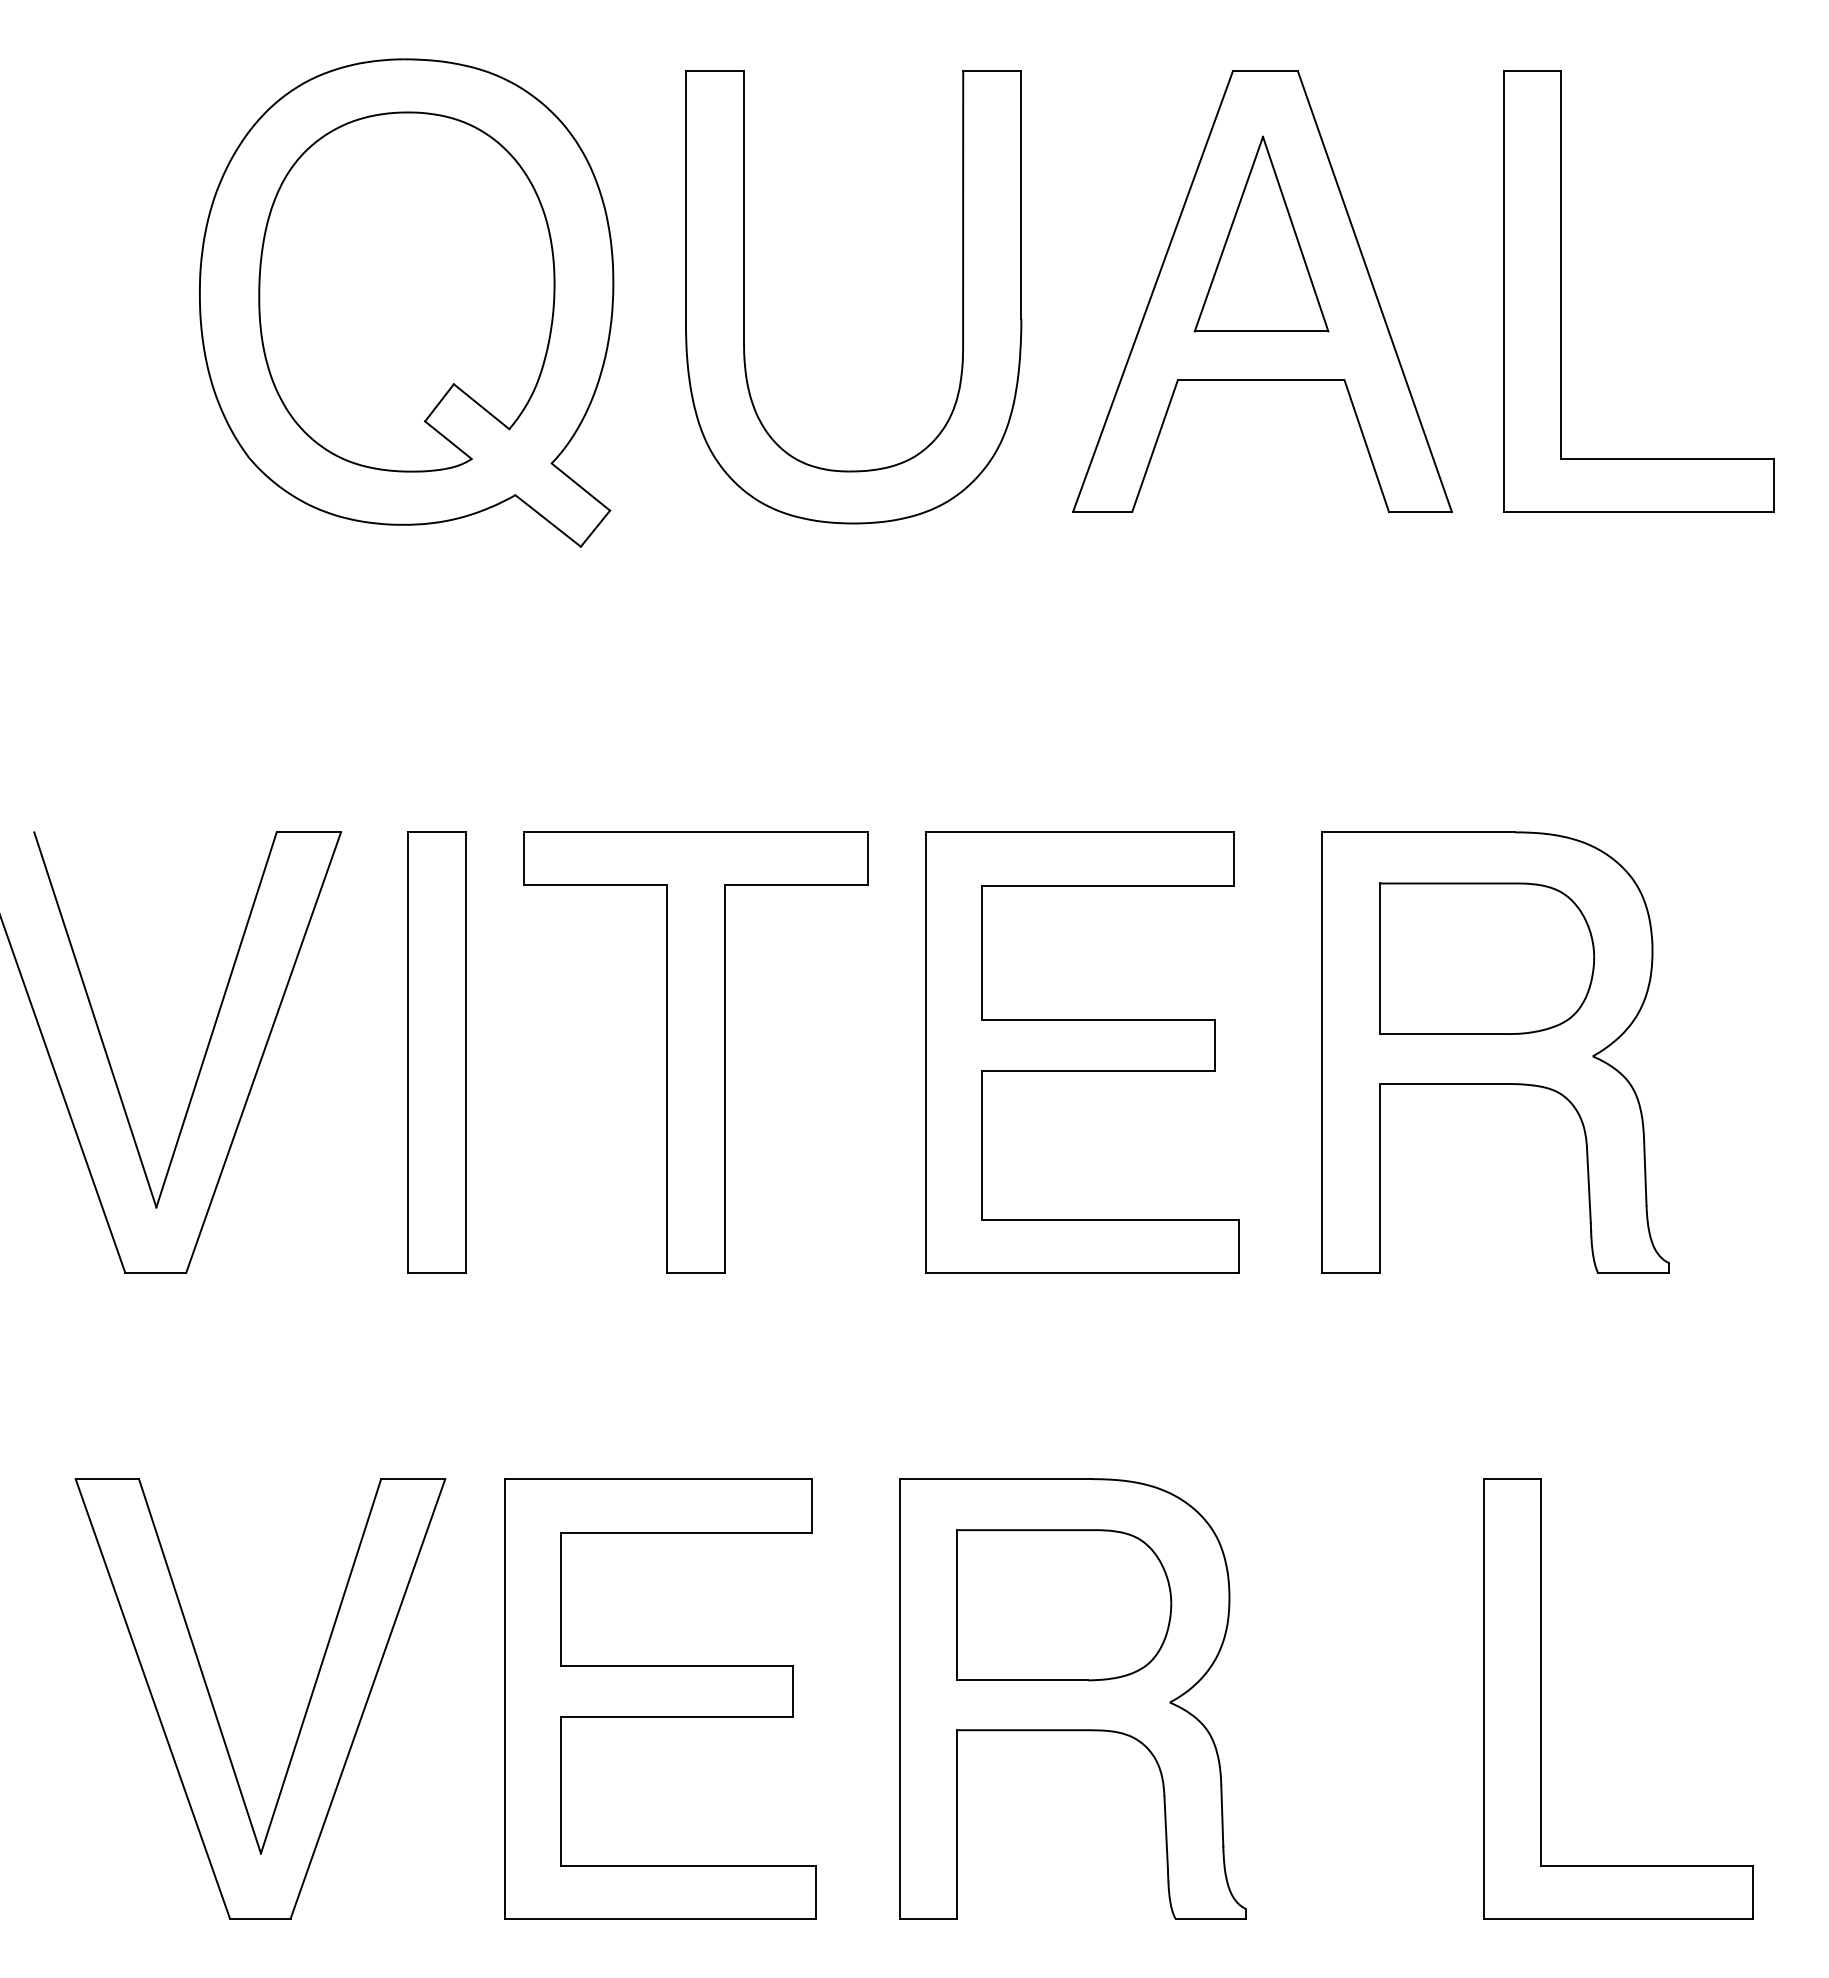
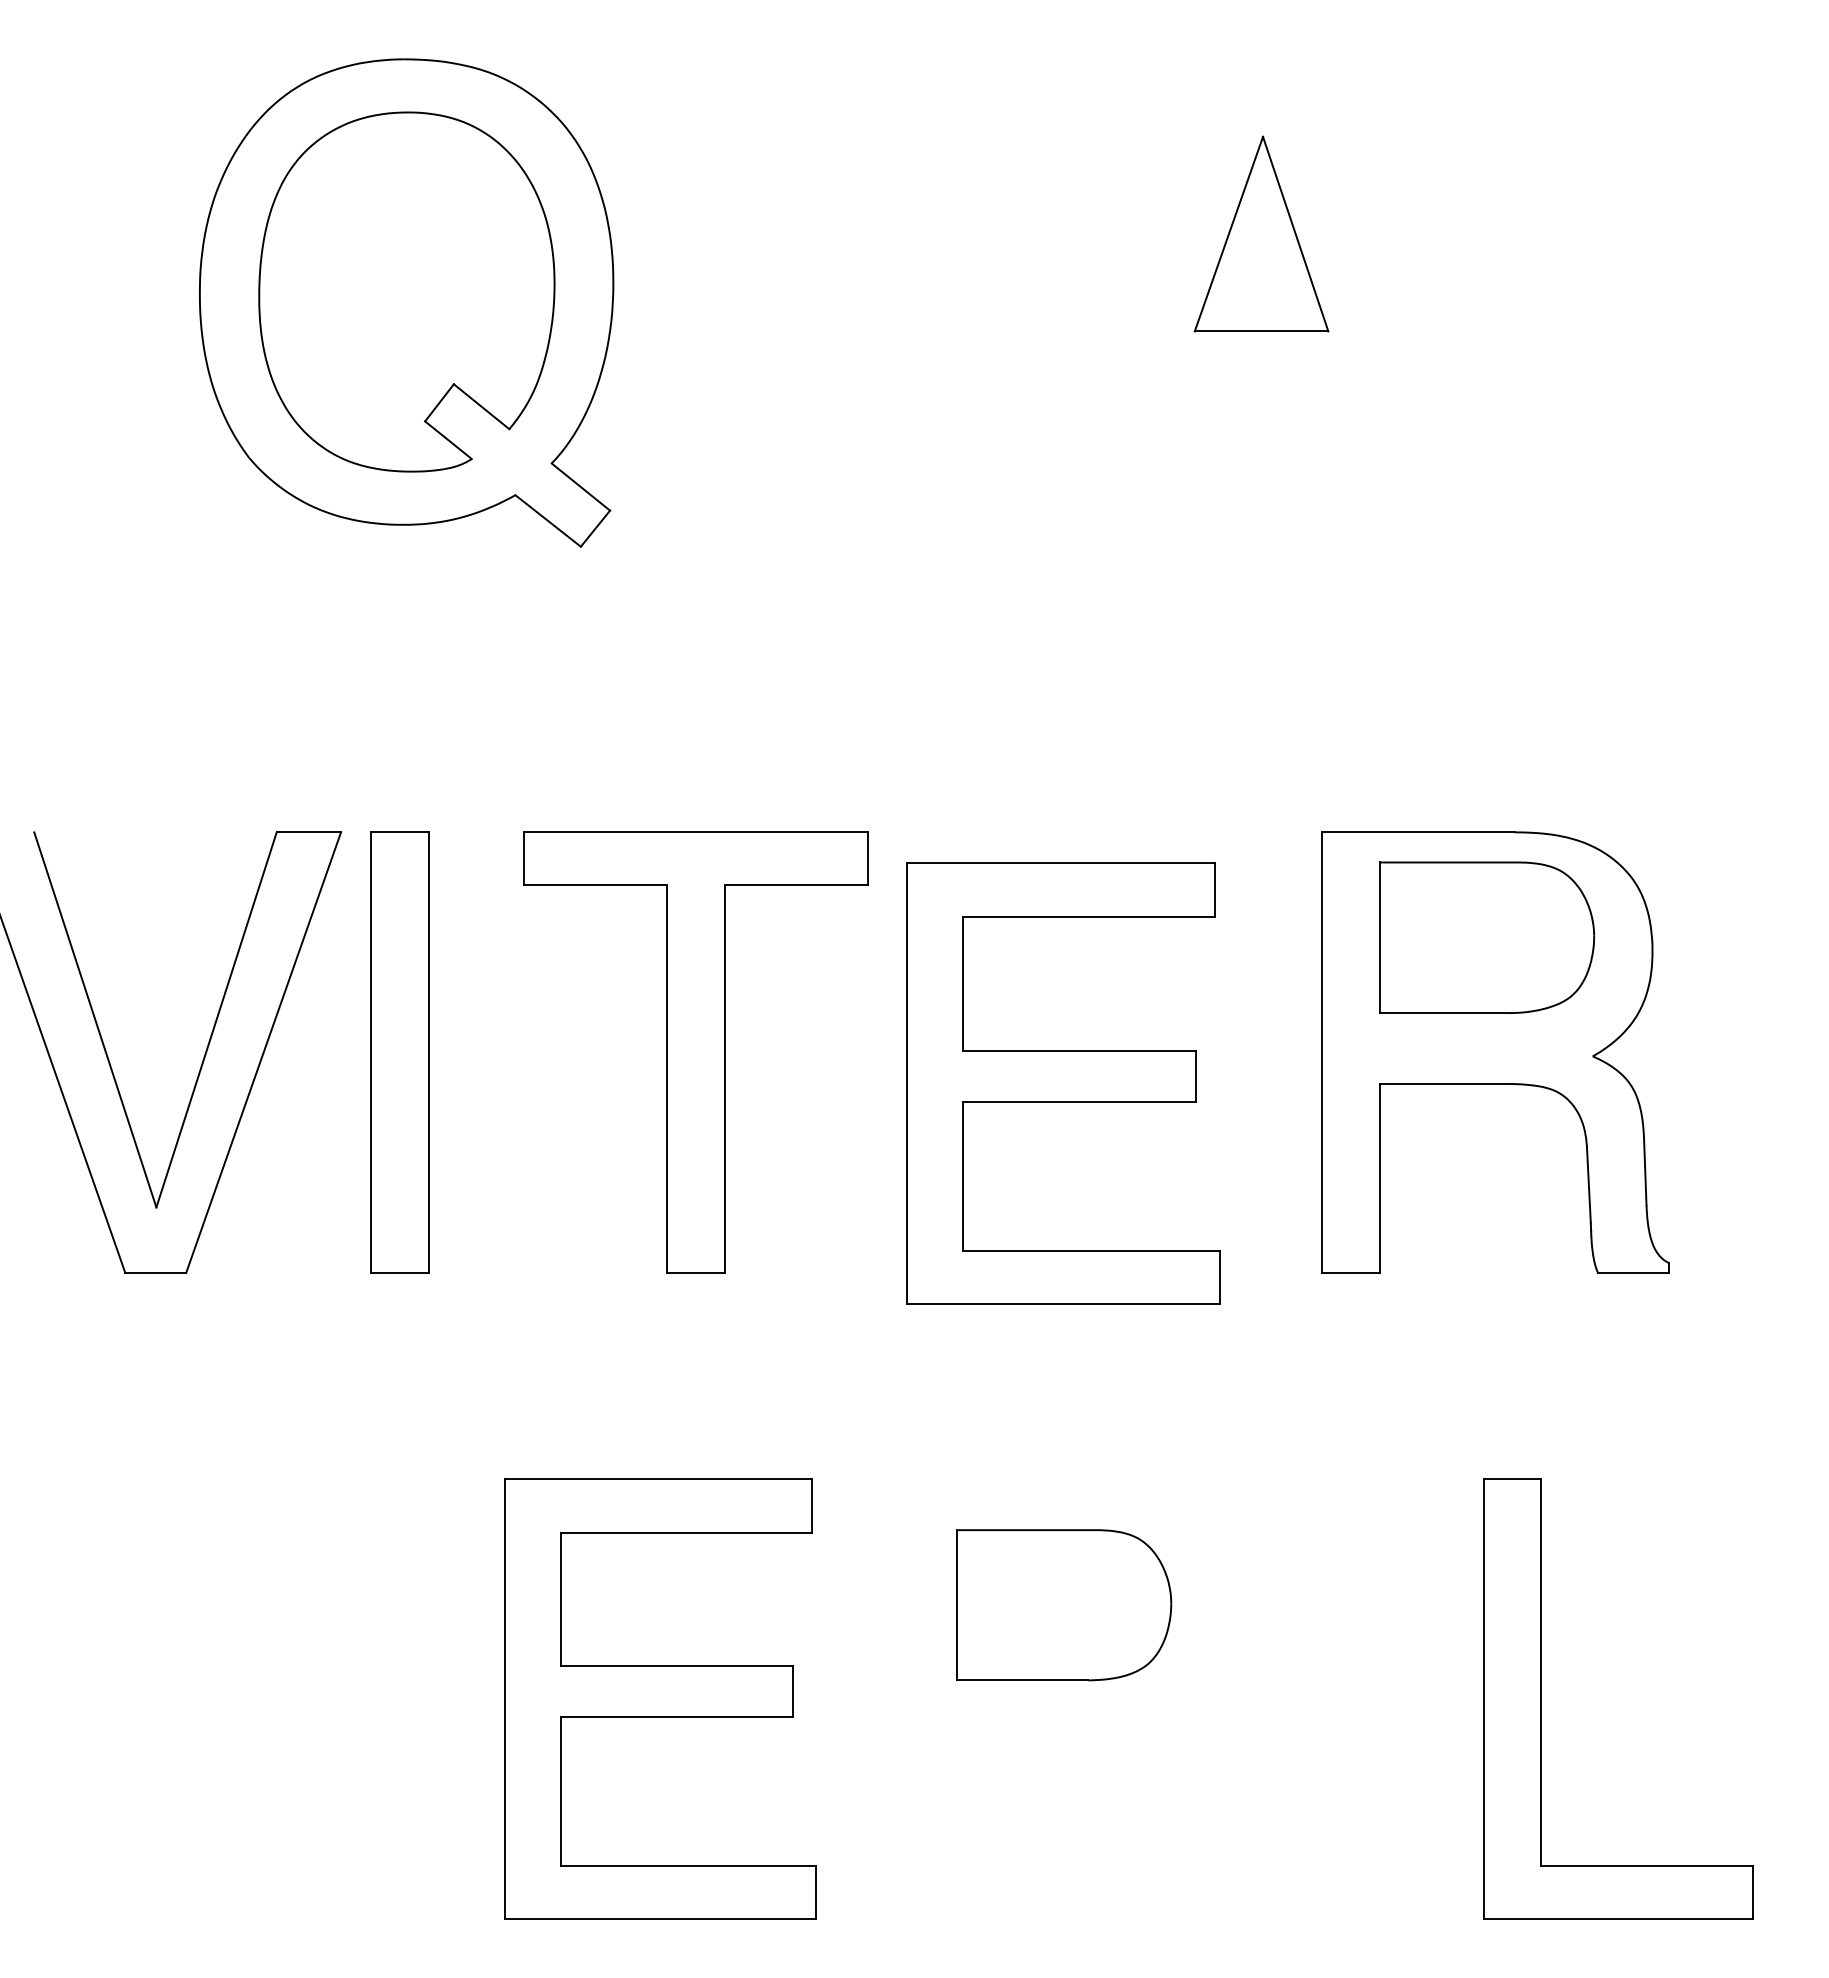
part: present -> none (1262, 291)
part: present -> none (1561, 291)
part: present -> none (744, 297)
part position: (1486, 958) -> (1486, 937) (1486, 937)
part position: (436, 1052) -> (399, 1052) (399, 1052)
part position: (1082, 1052) -> (1063, 1083) (1063, 1083)
part: present -> none (1072, 1698)
part: present -> none (216, 1713)
